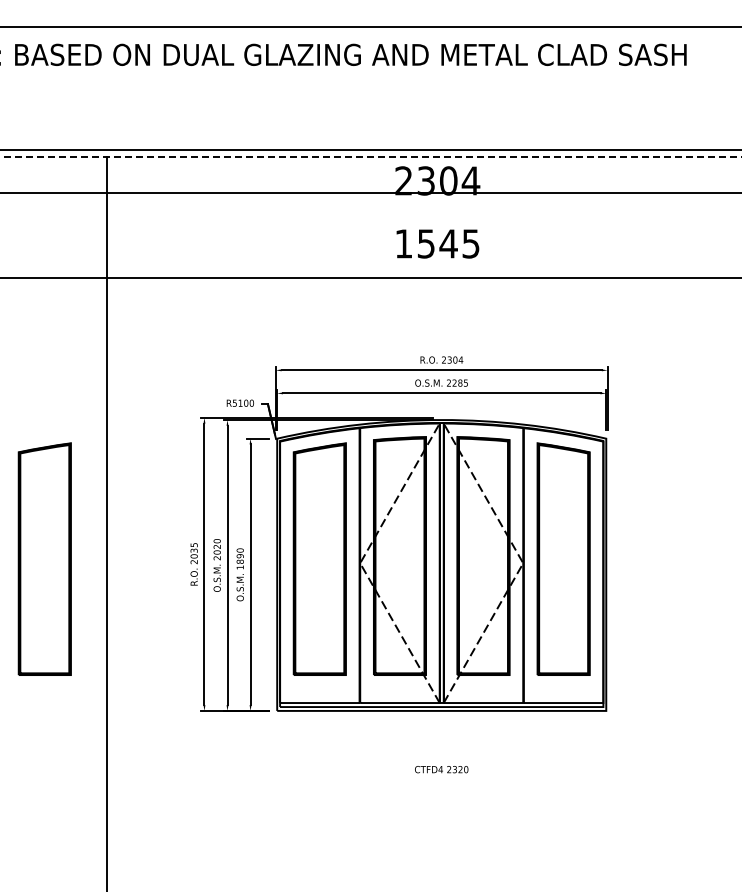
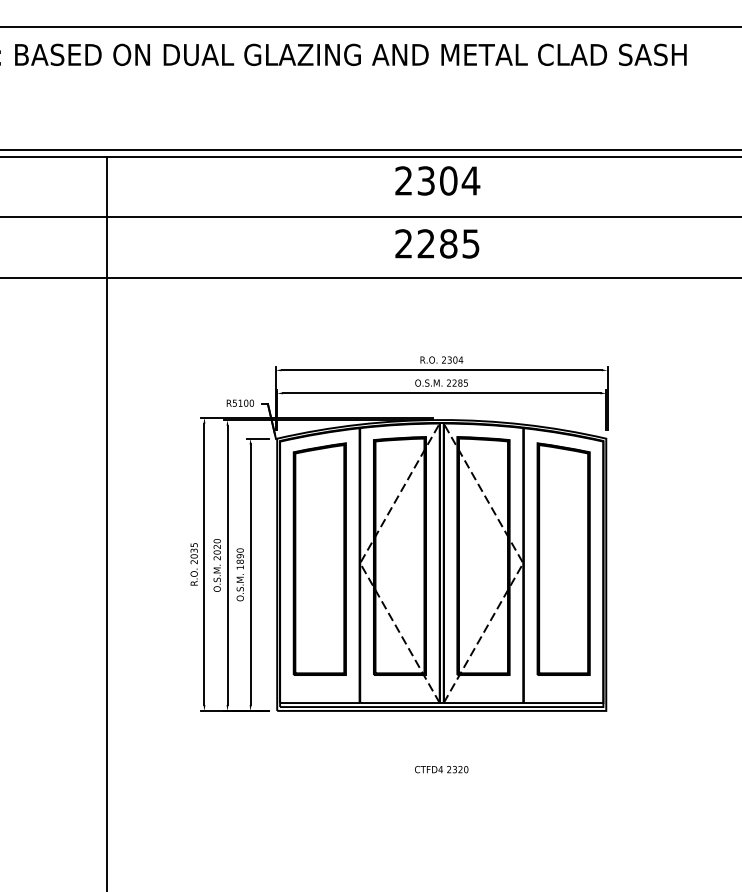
line: dashed -> solid (371, 157)
line position: (370, 193) -> (370, 217) (370, 217)
text: 1545 -> 2285 (426, 243)
part: present -> none (44, 558)
